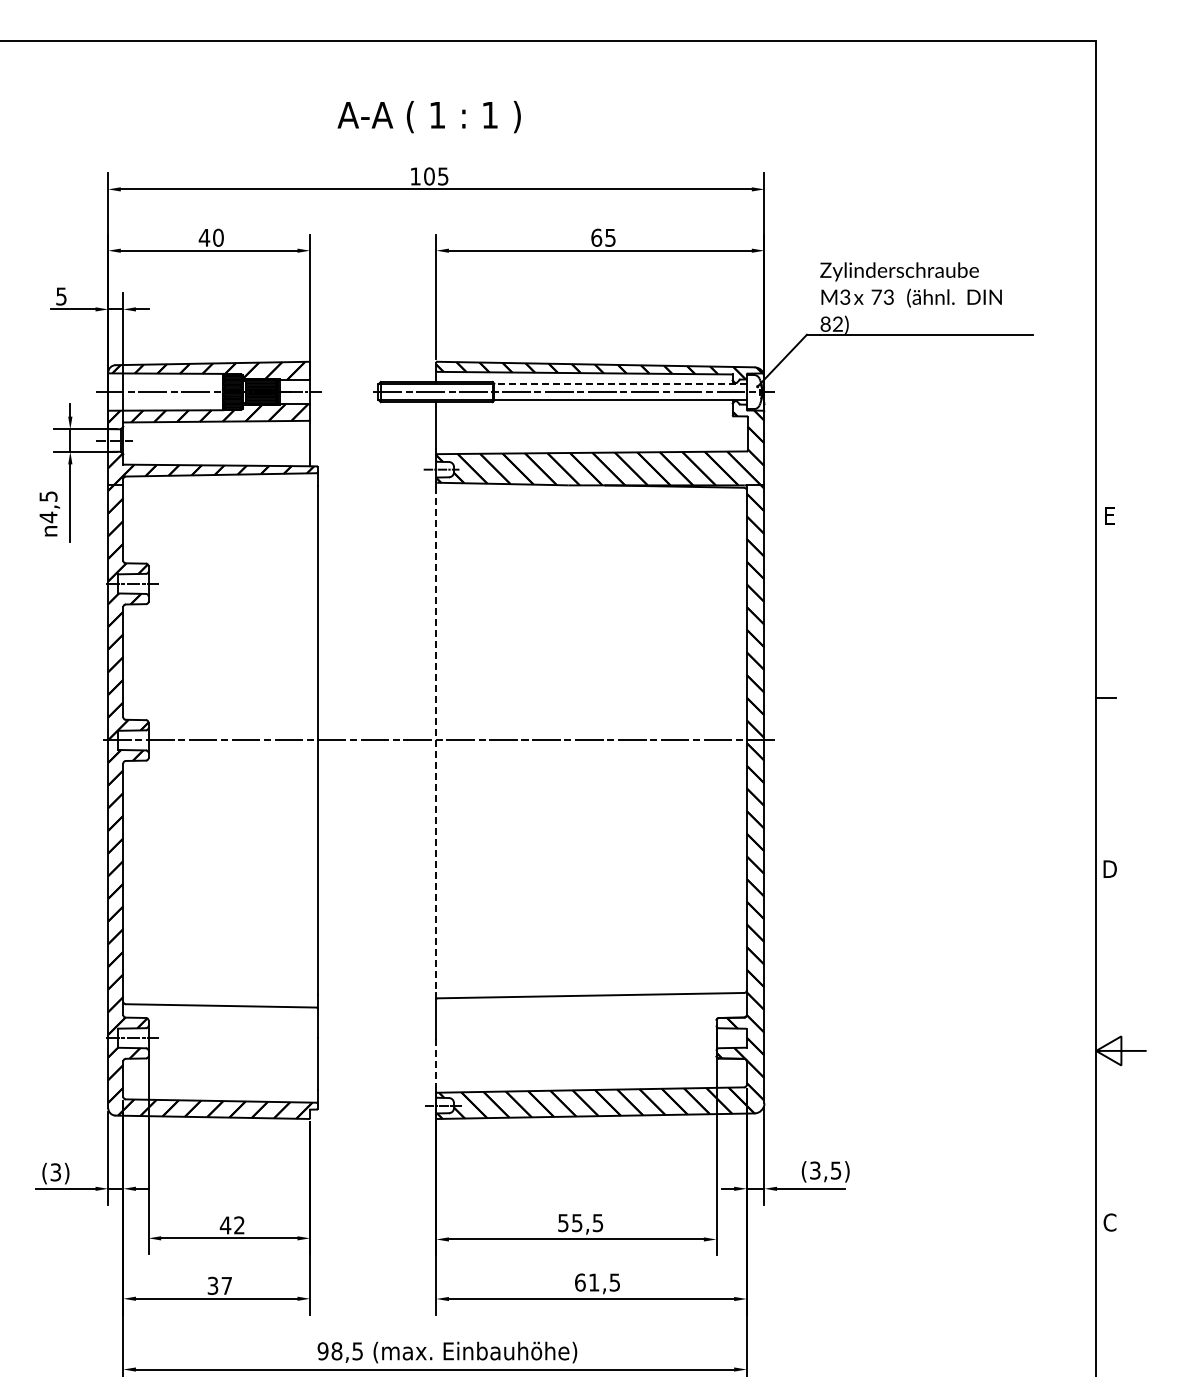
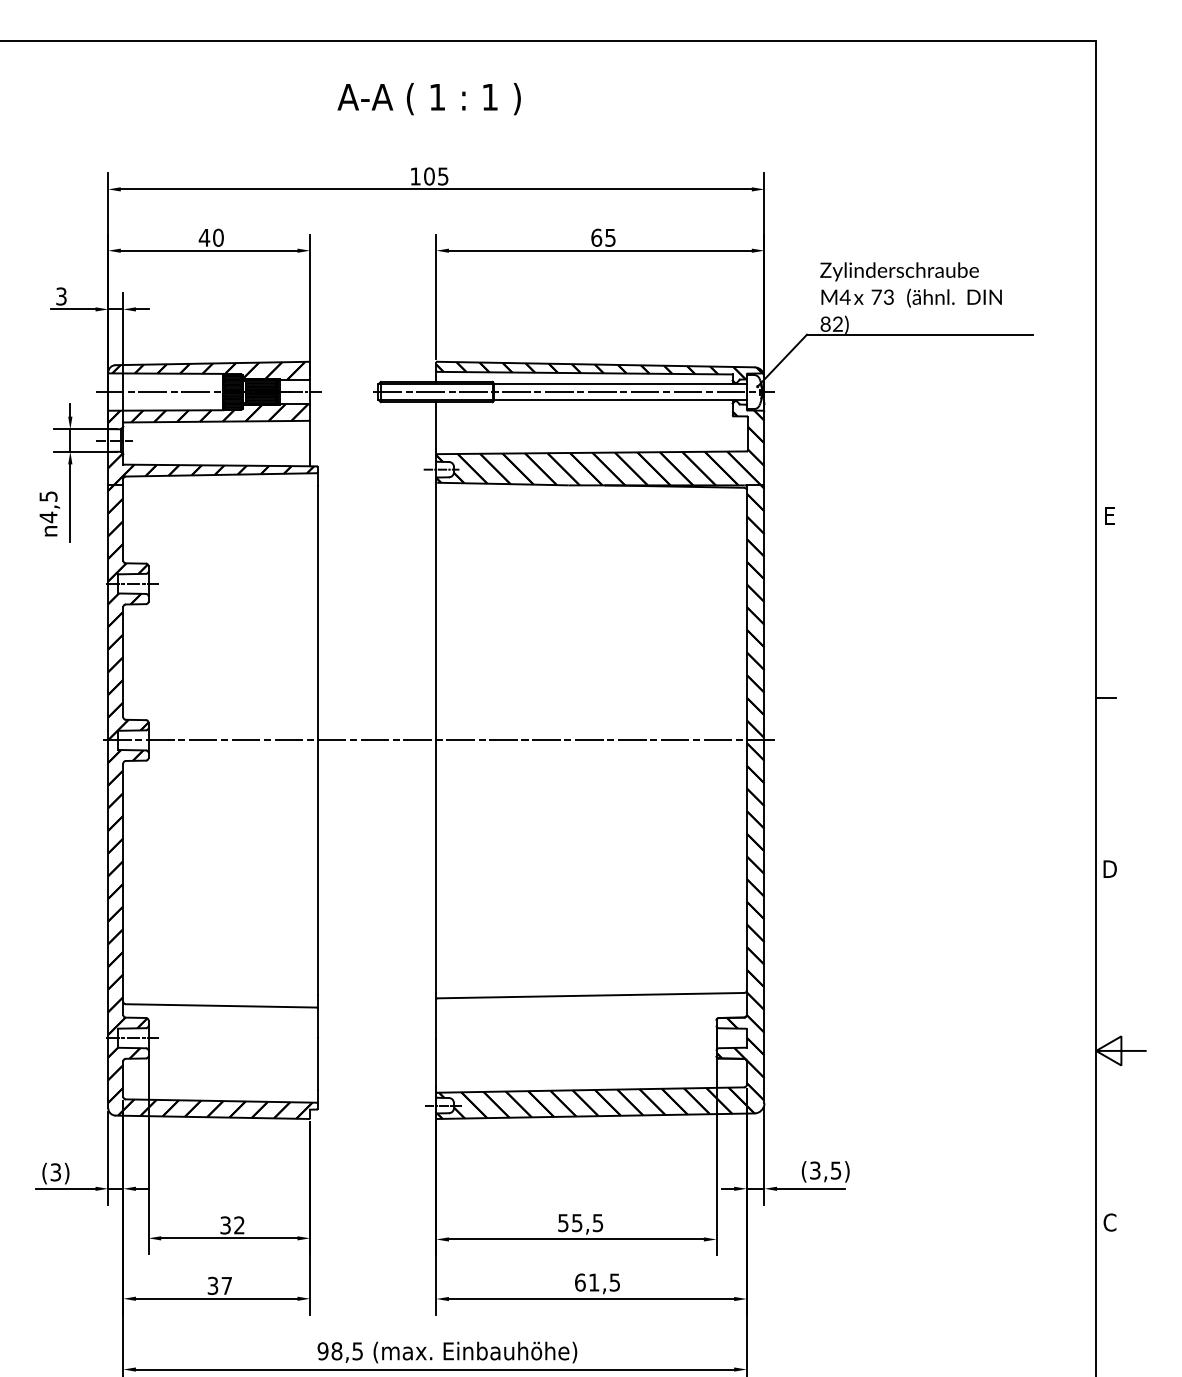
text position: (428, 117) -> (428, 99) (428, 99)
text: 5 -> 3 (61, 295)
text: M3 -> M4 (844, 296)
line: dashed -> solid (620, 383)
line: dashed -> solid (436, 740)
line: dashed -> solid (436, 1063)
text: 42 -> 32 (225, 1225)
